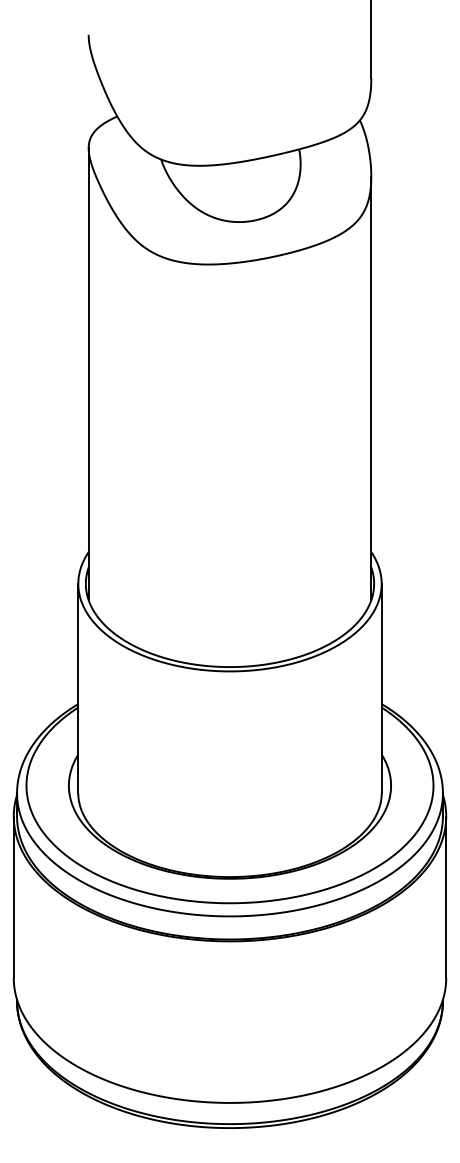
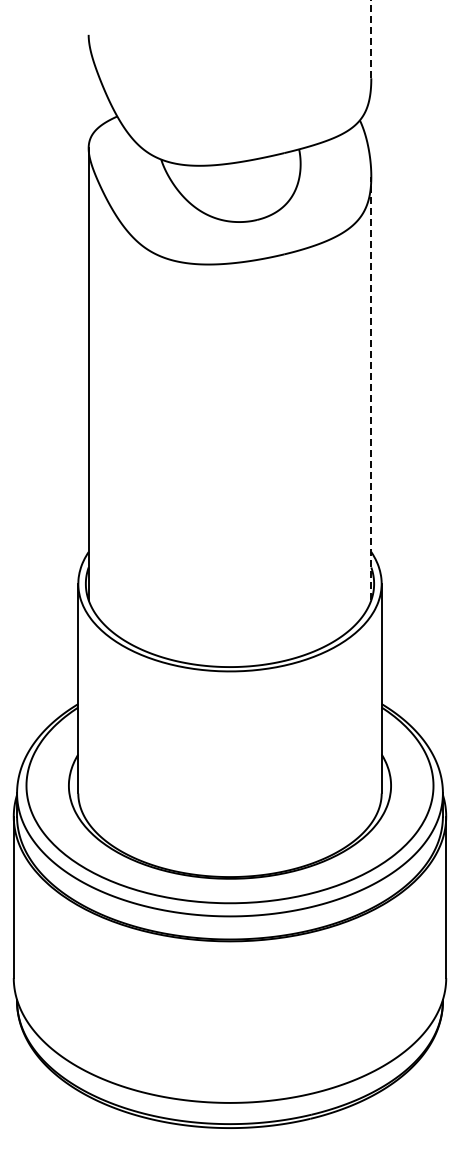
line: solid -> dashed (371, 39)
line: solid -> dashed (371, 388)
